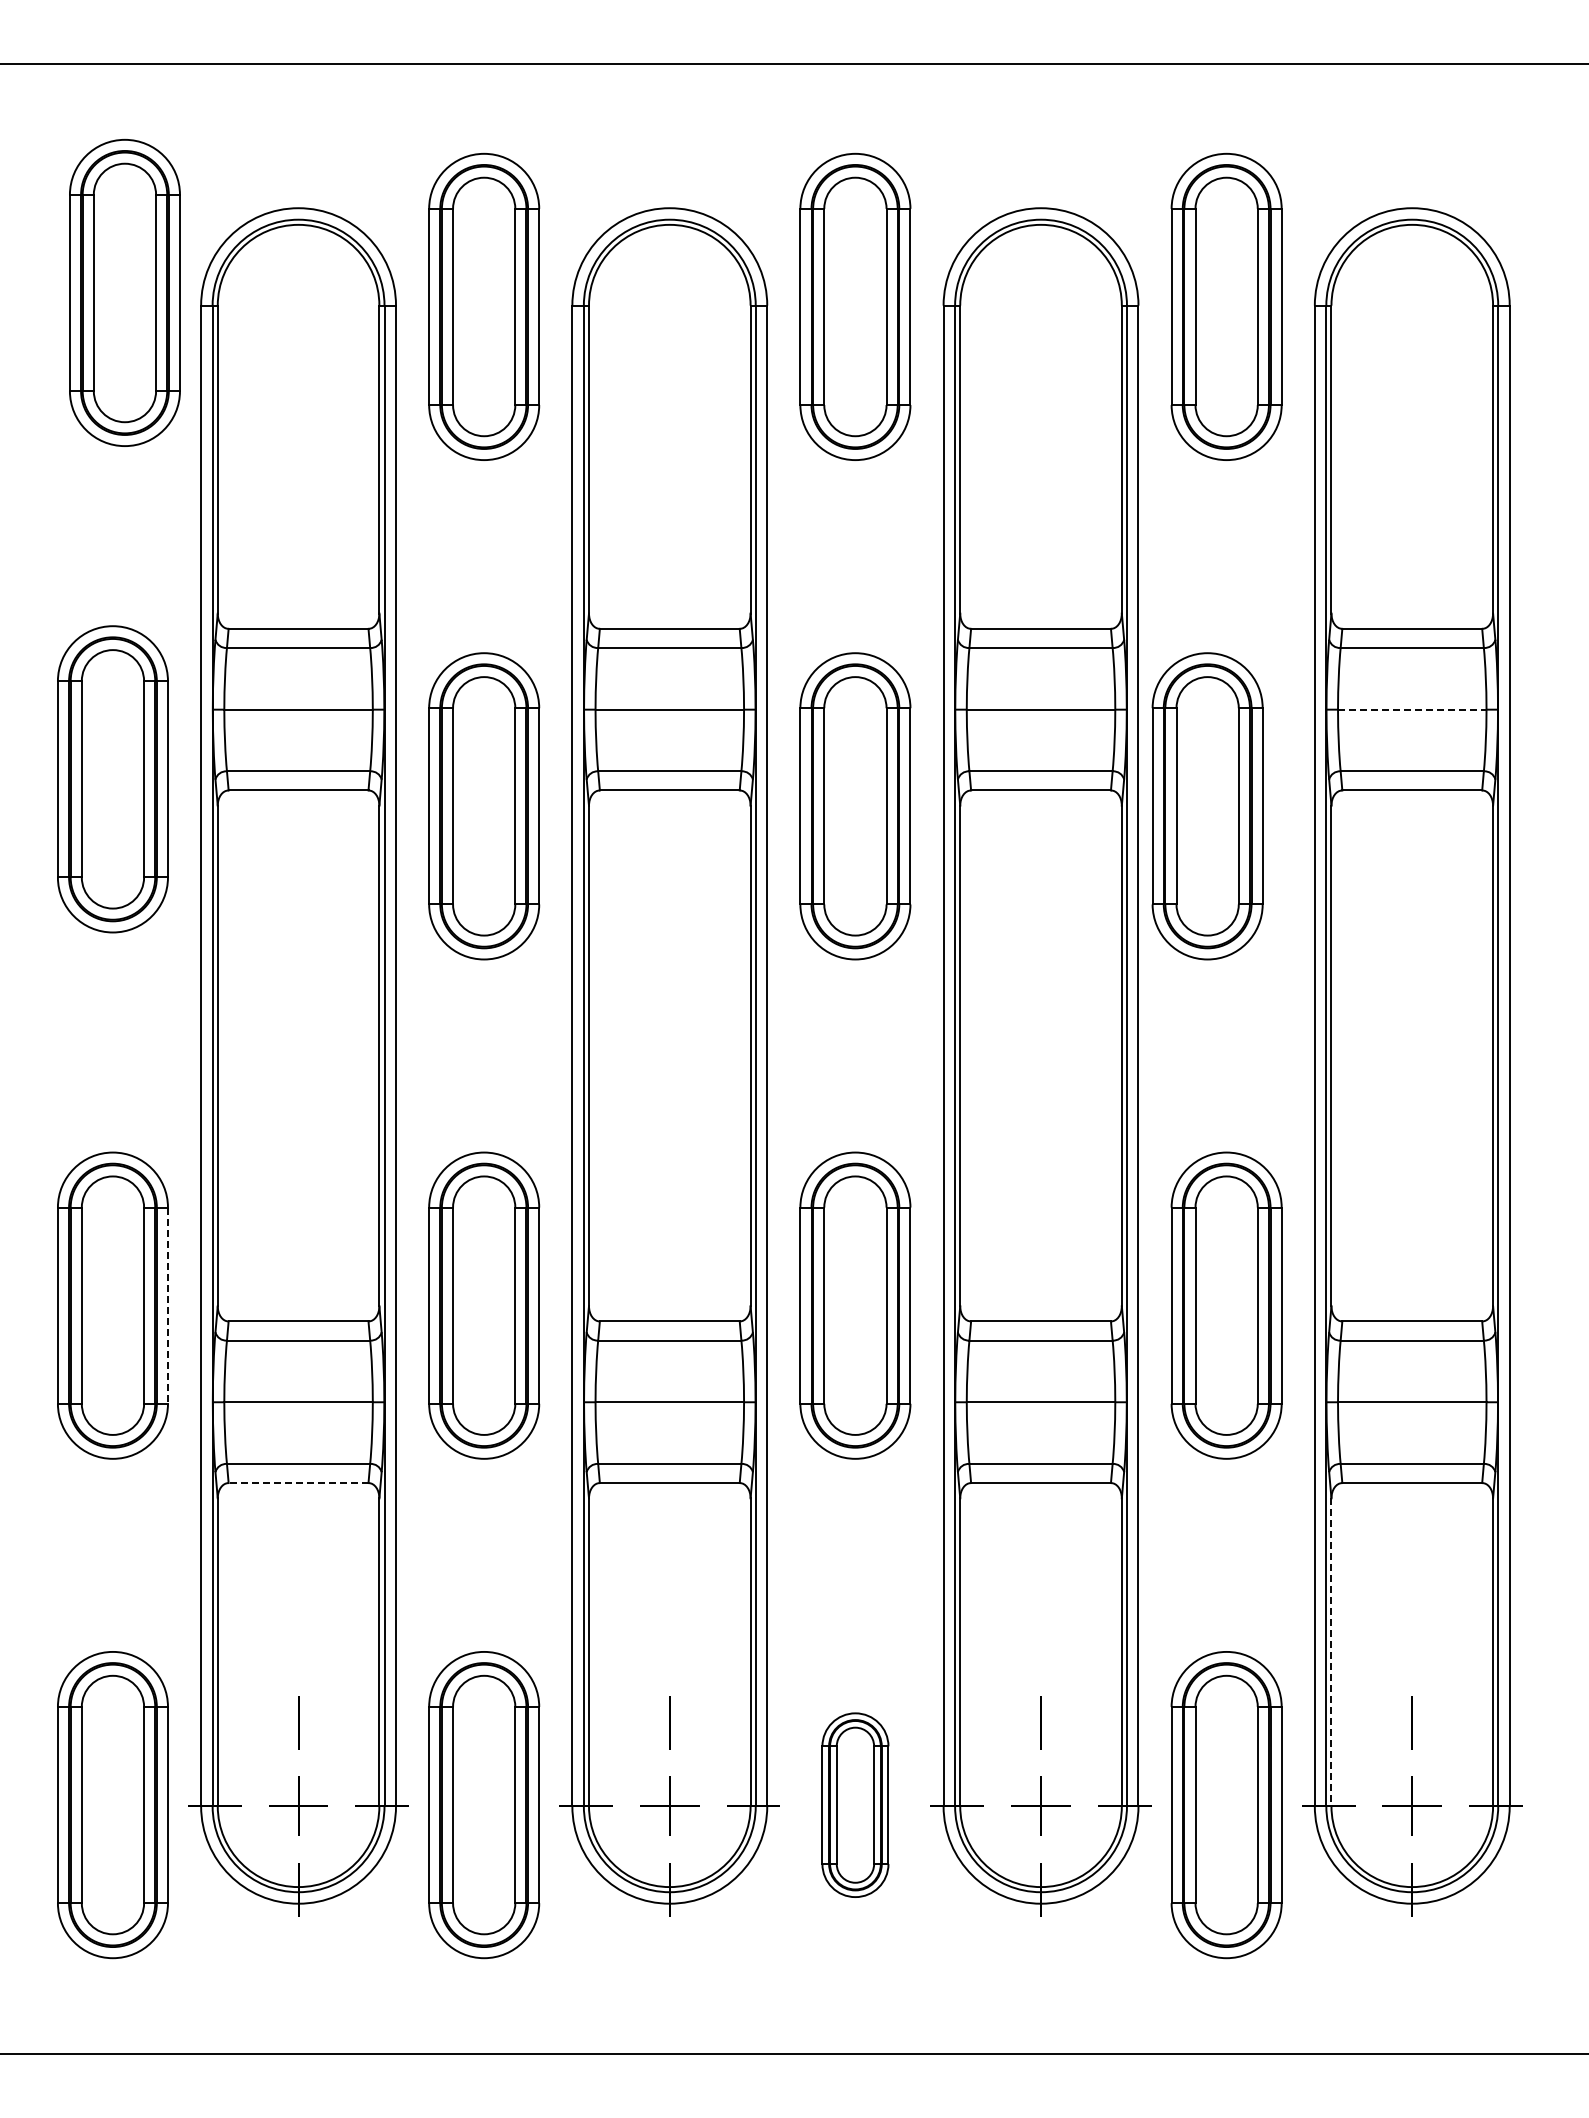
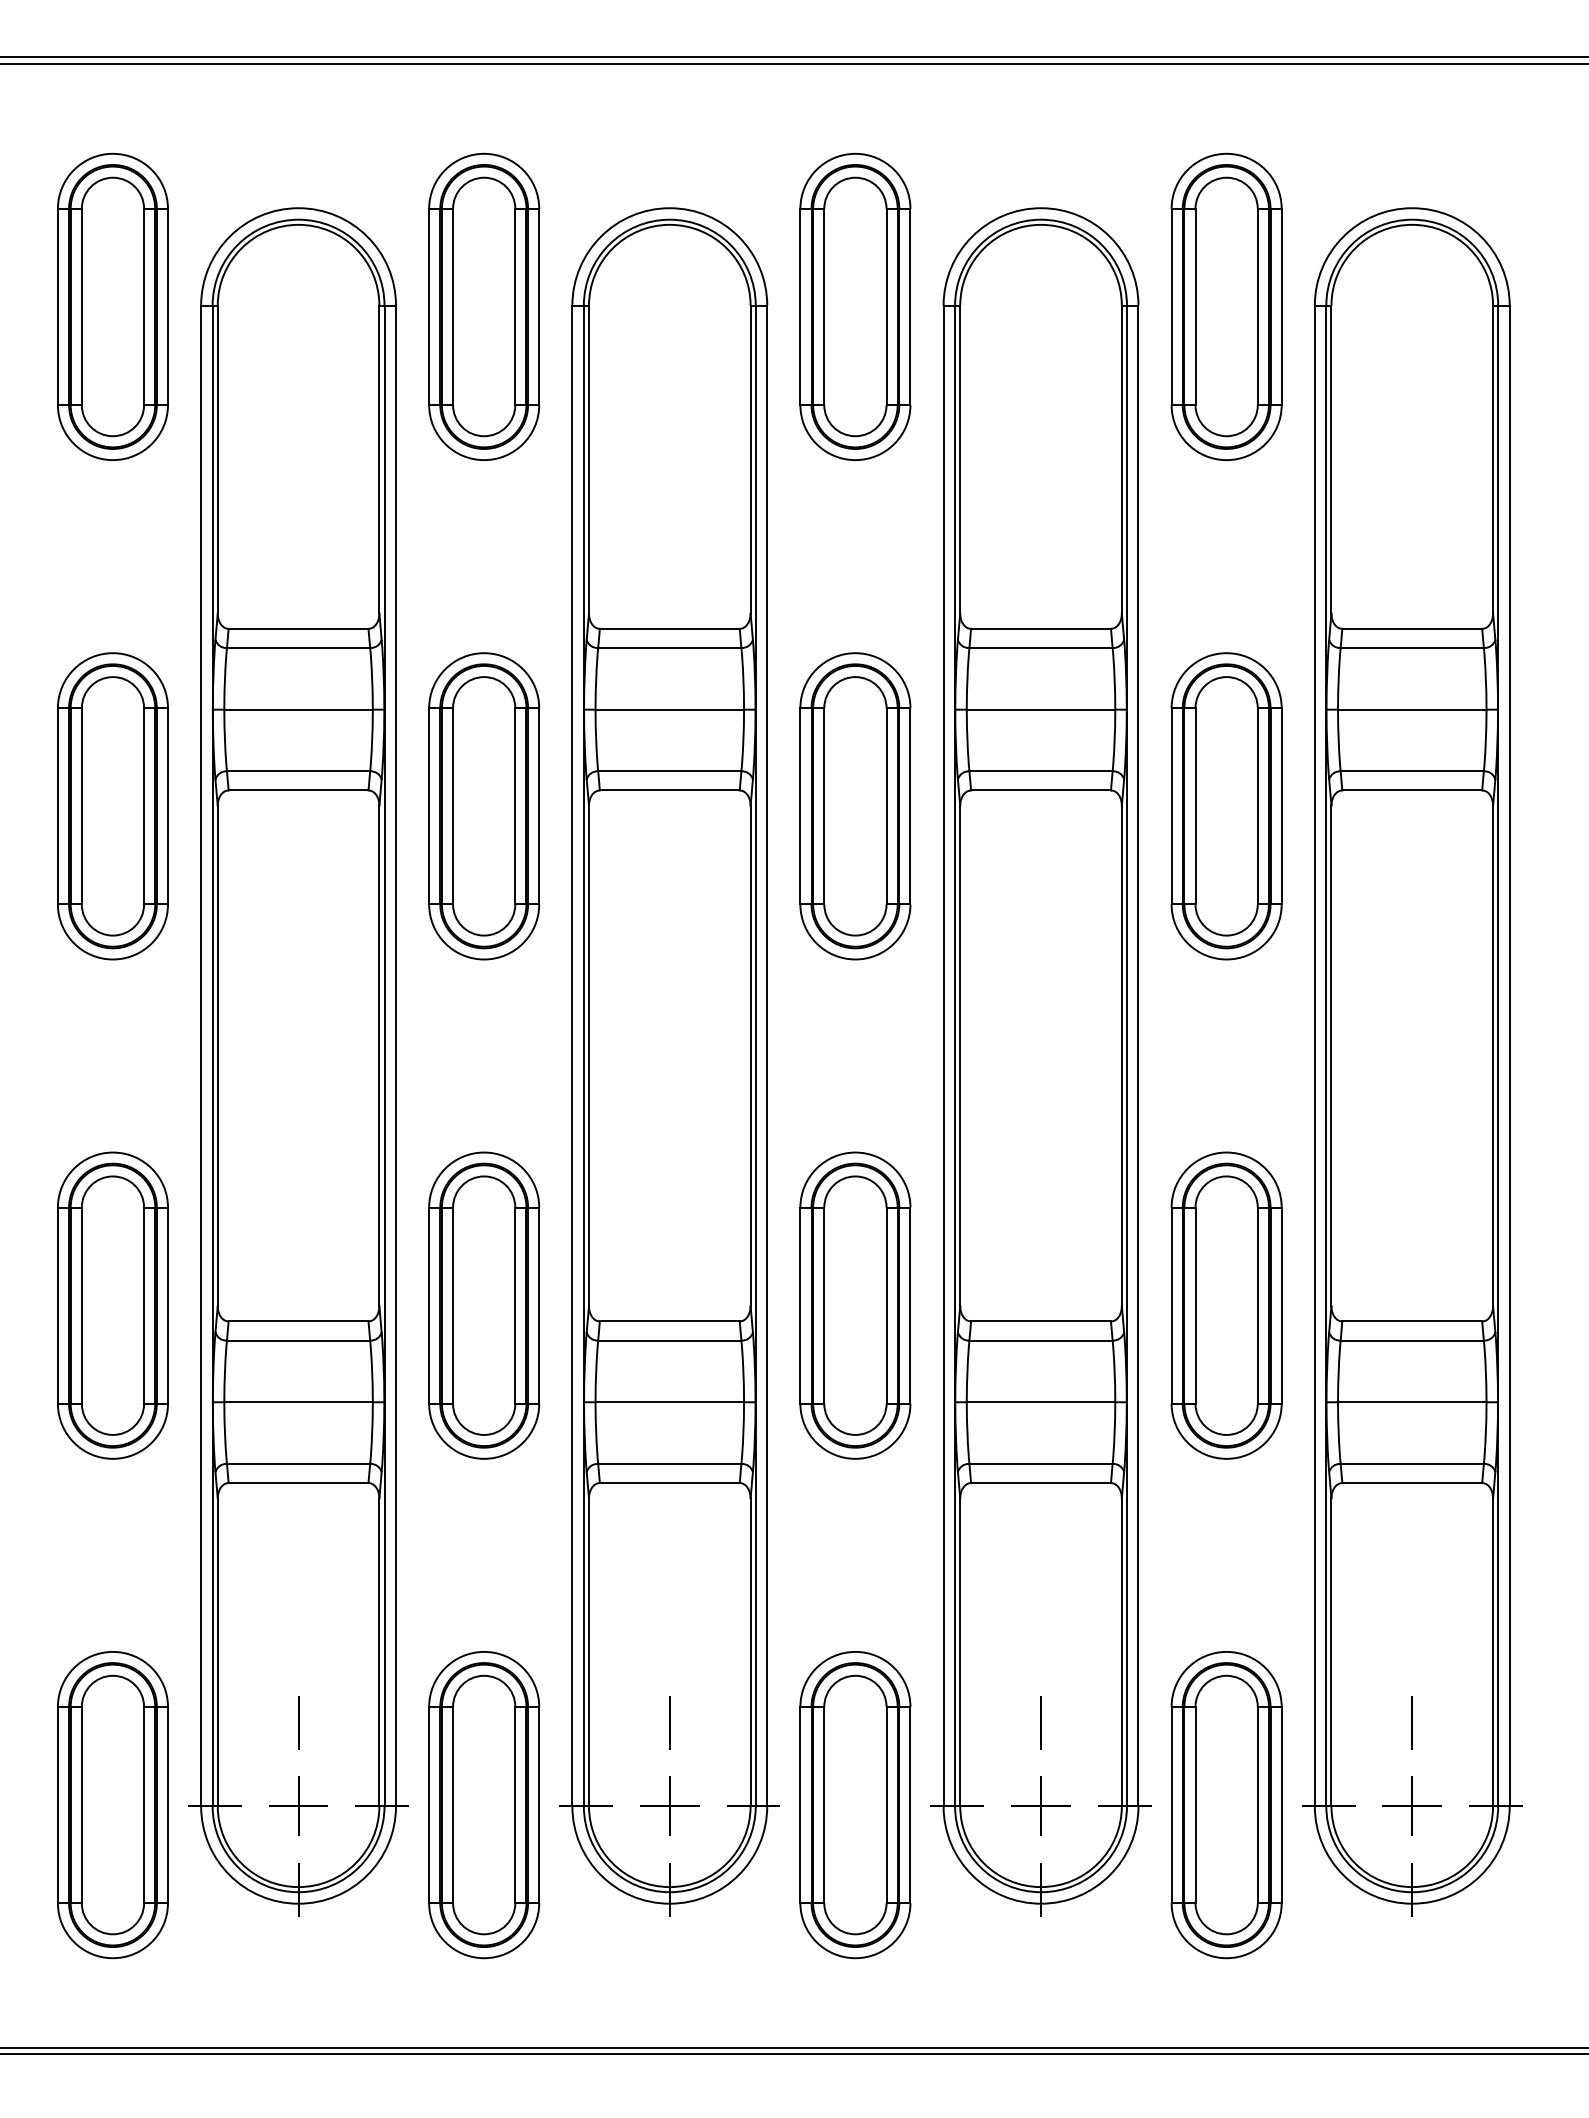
line: none -> present (793, 57)
part position: (124, 292) -> (112, 306) (112, 306)
line: dashed -> solid (1412, 709)
part position: (112, 779) -> (112, 806) (112, 806)
part position: (1207, 806) -> (1226, 806) (1226, 806)
line: dashed -> solid (167, 1306)
line: dashed -> solid (298, 1483)
line: dashed -> solid (1331, 1652)
part size: 69x186 px -> 113x309 px (855, 1805)
line: none -> present (793, 2048)
